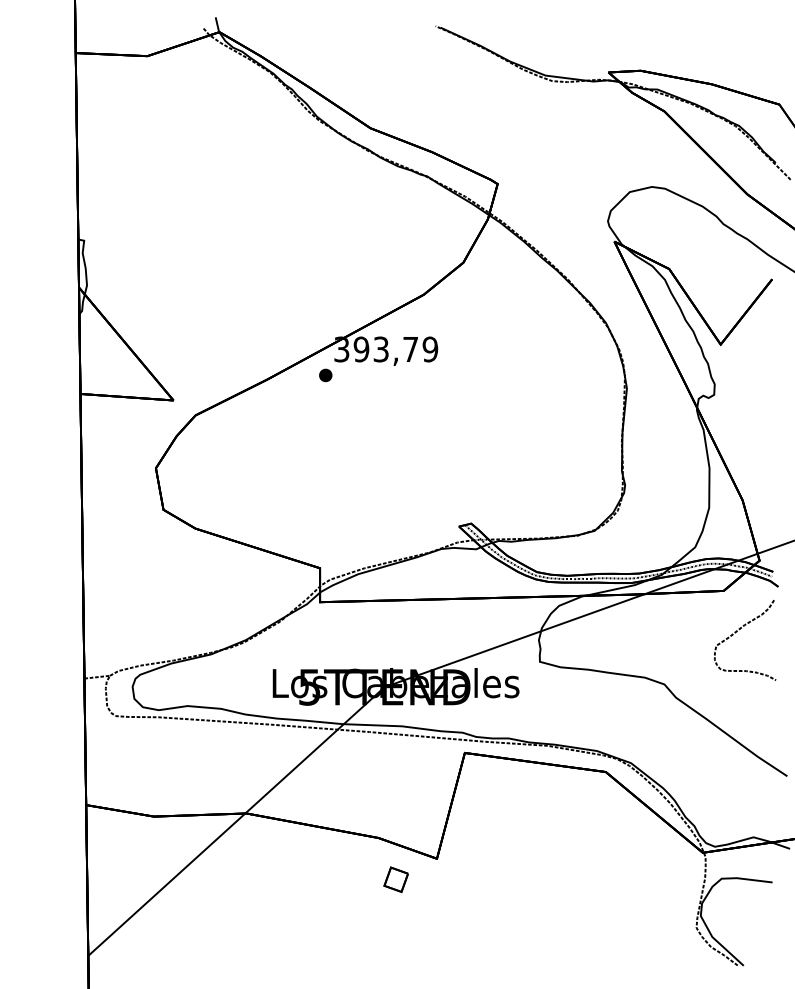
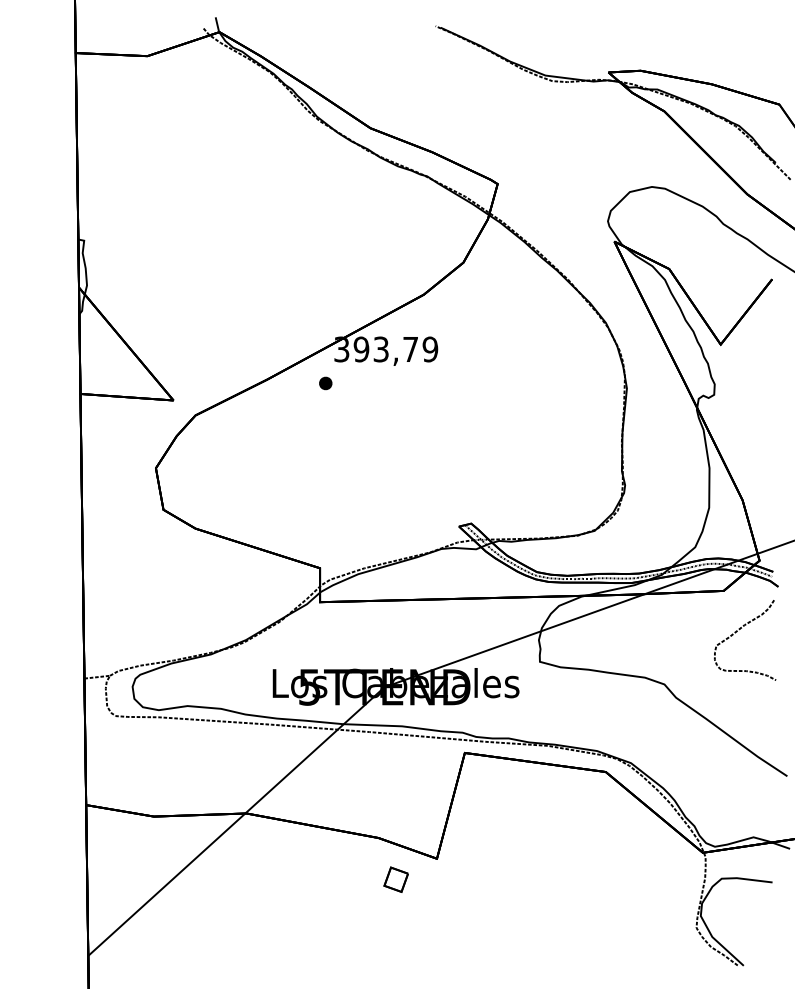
part position: (325, 375) -> (325, 383) (325, 383)
